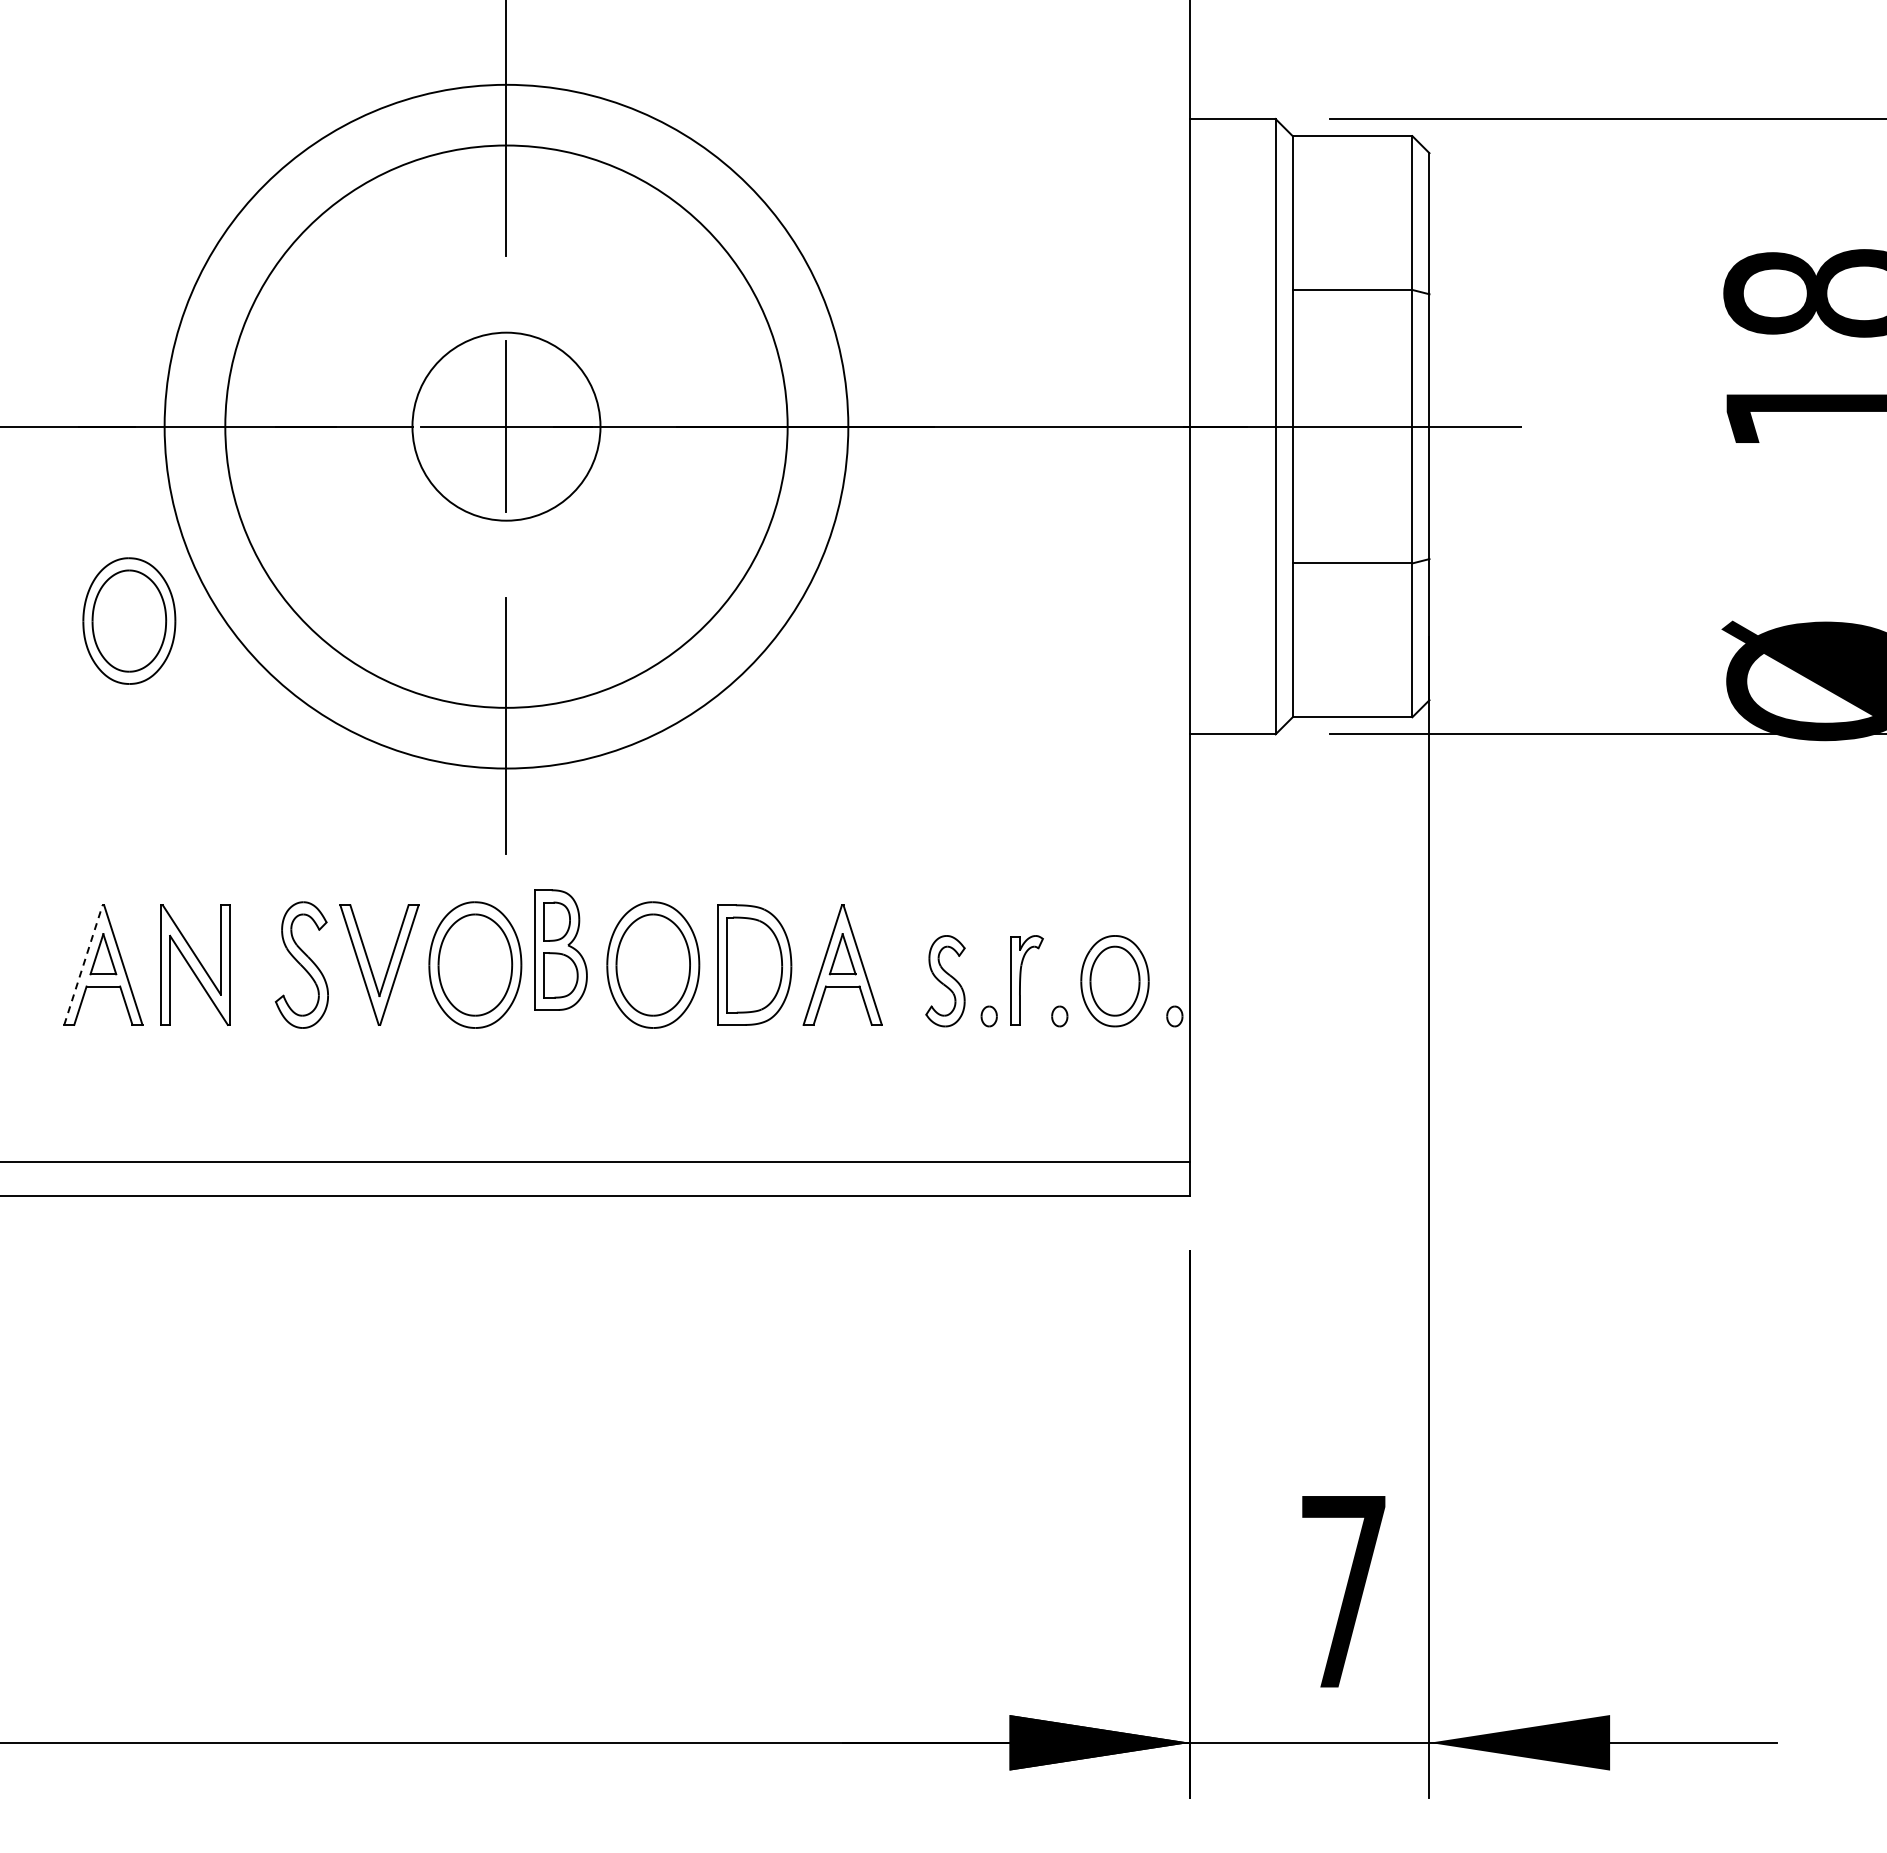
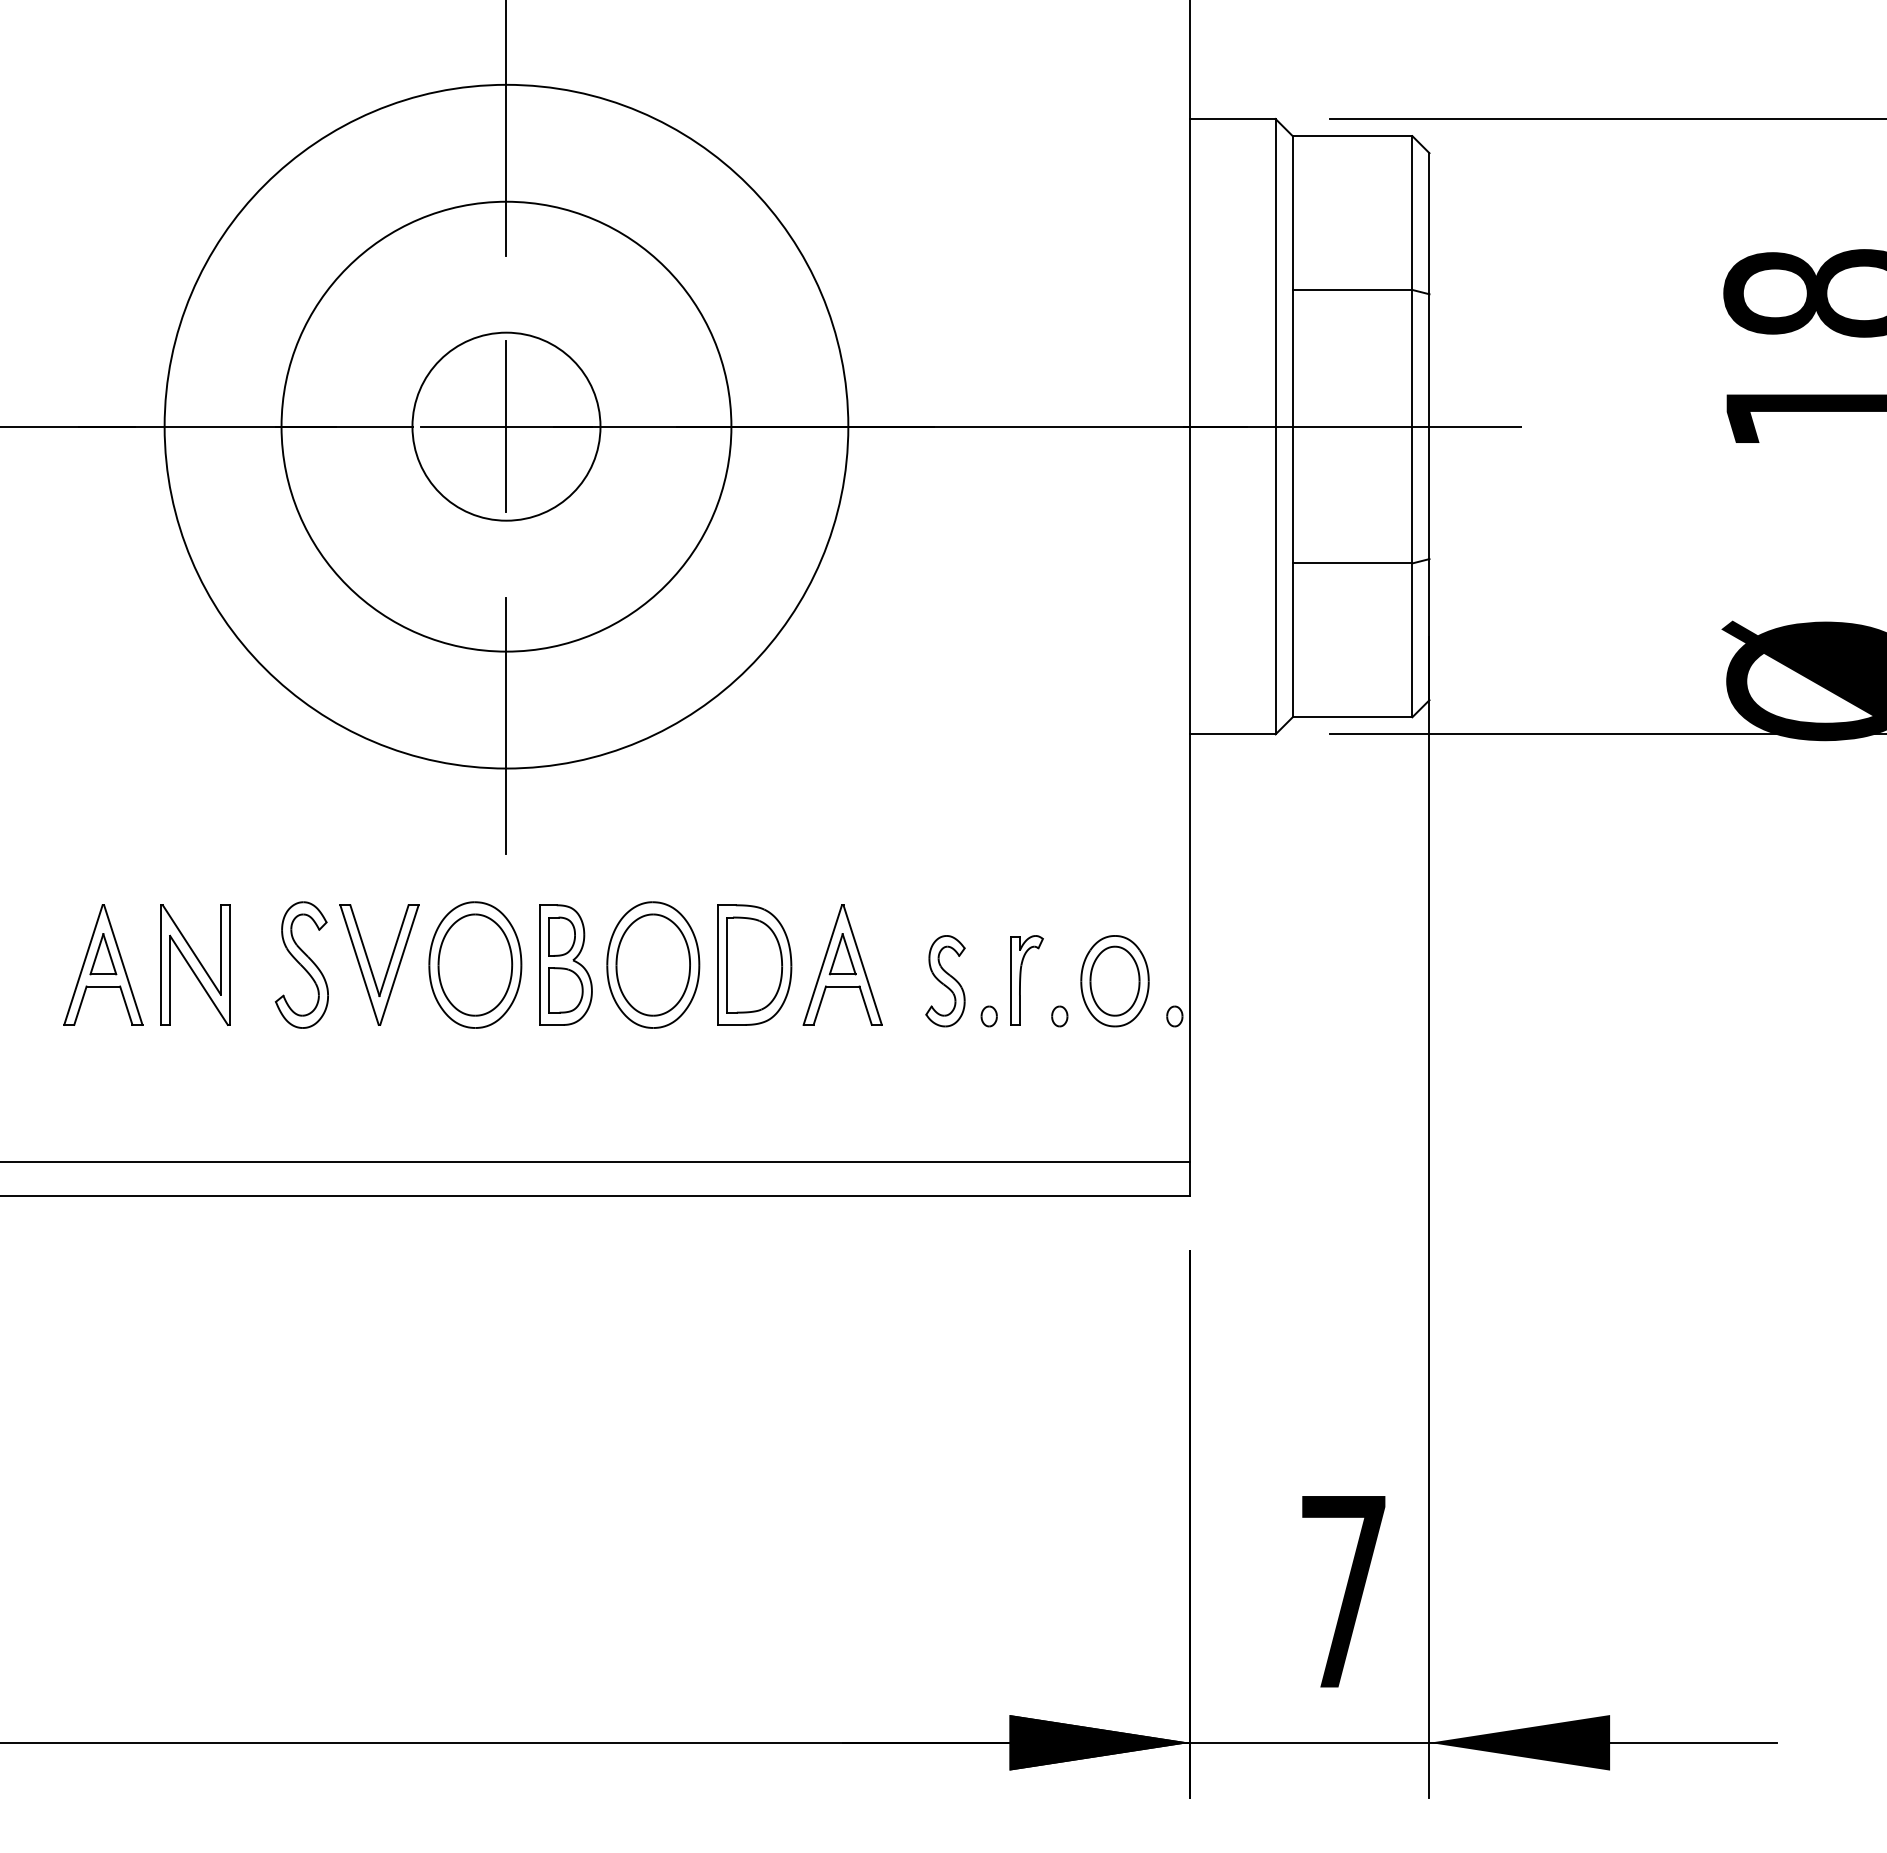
circle diameter: 562 px -> 450 px (506, 426)
part: present -> none (129, 620)
part position: (560, 949) -> (565, 964) (565, 964)
line: dashed -> solid (83, 965)
